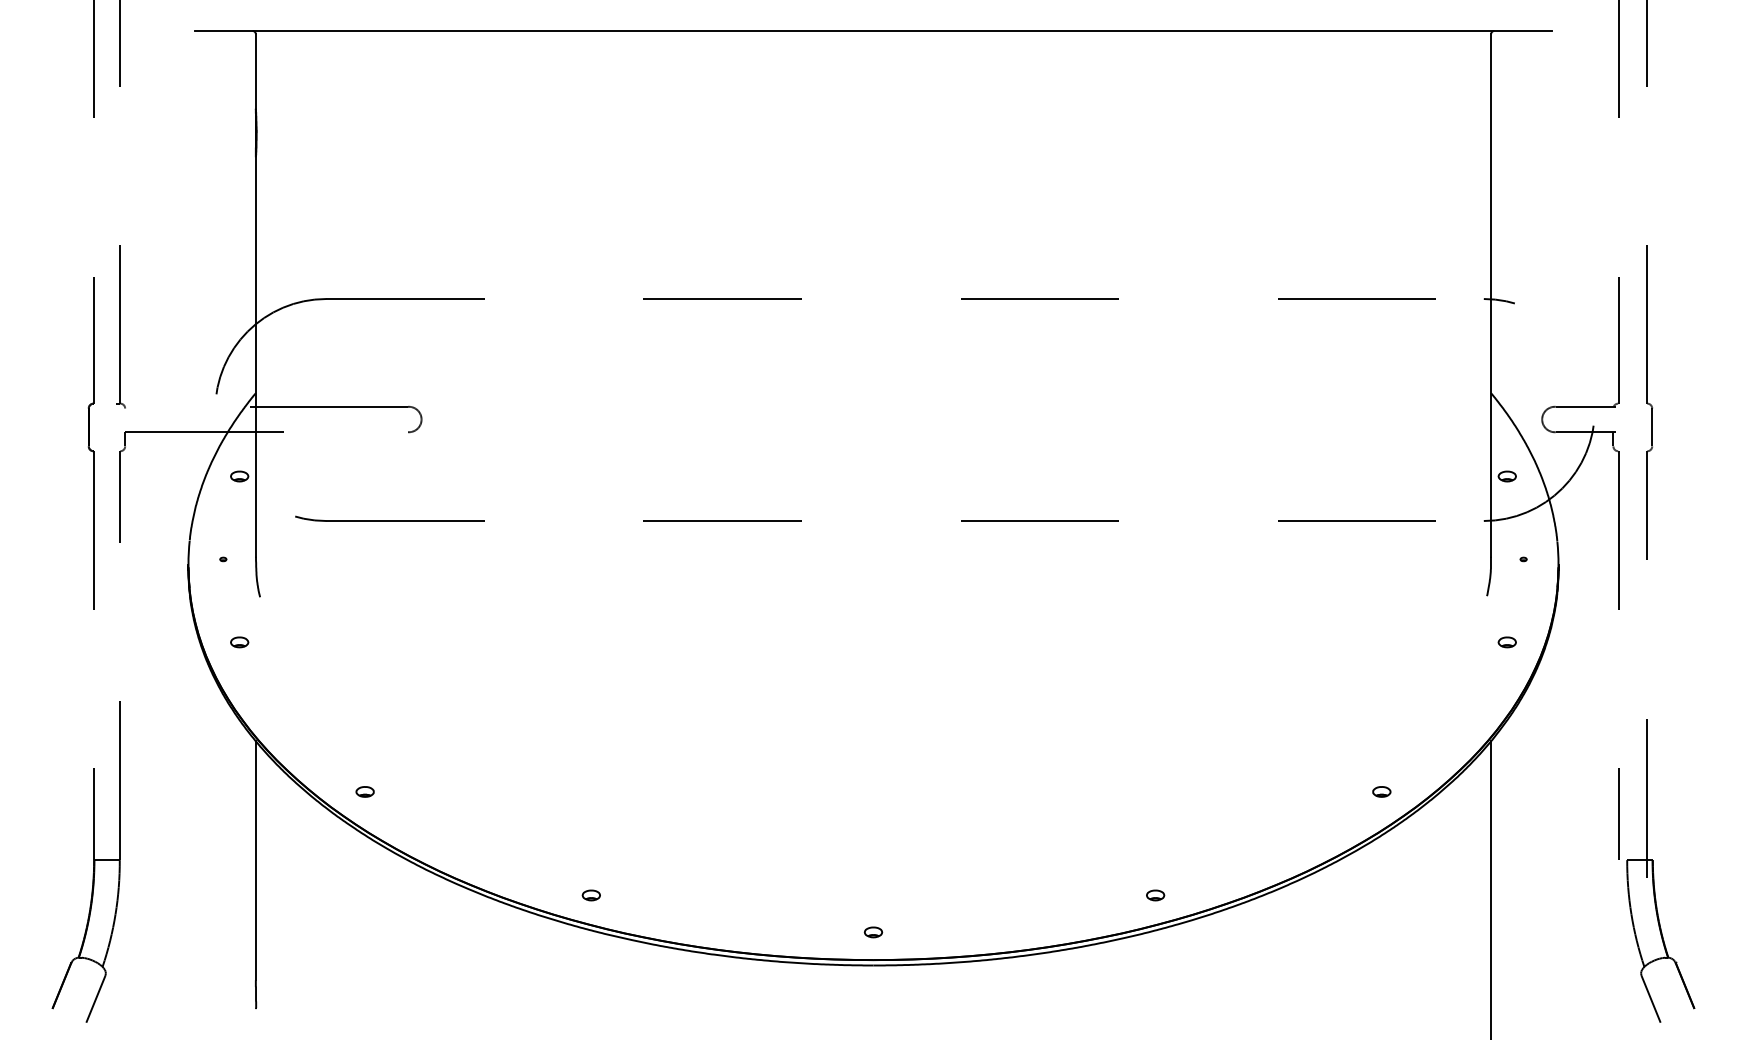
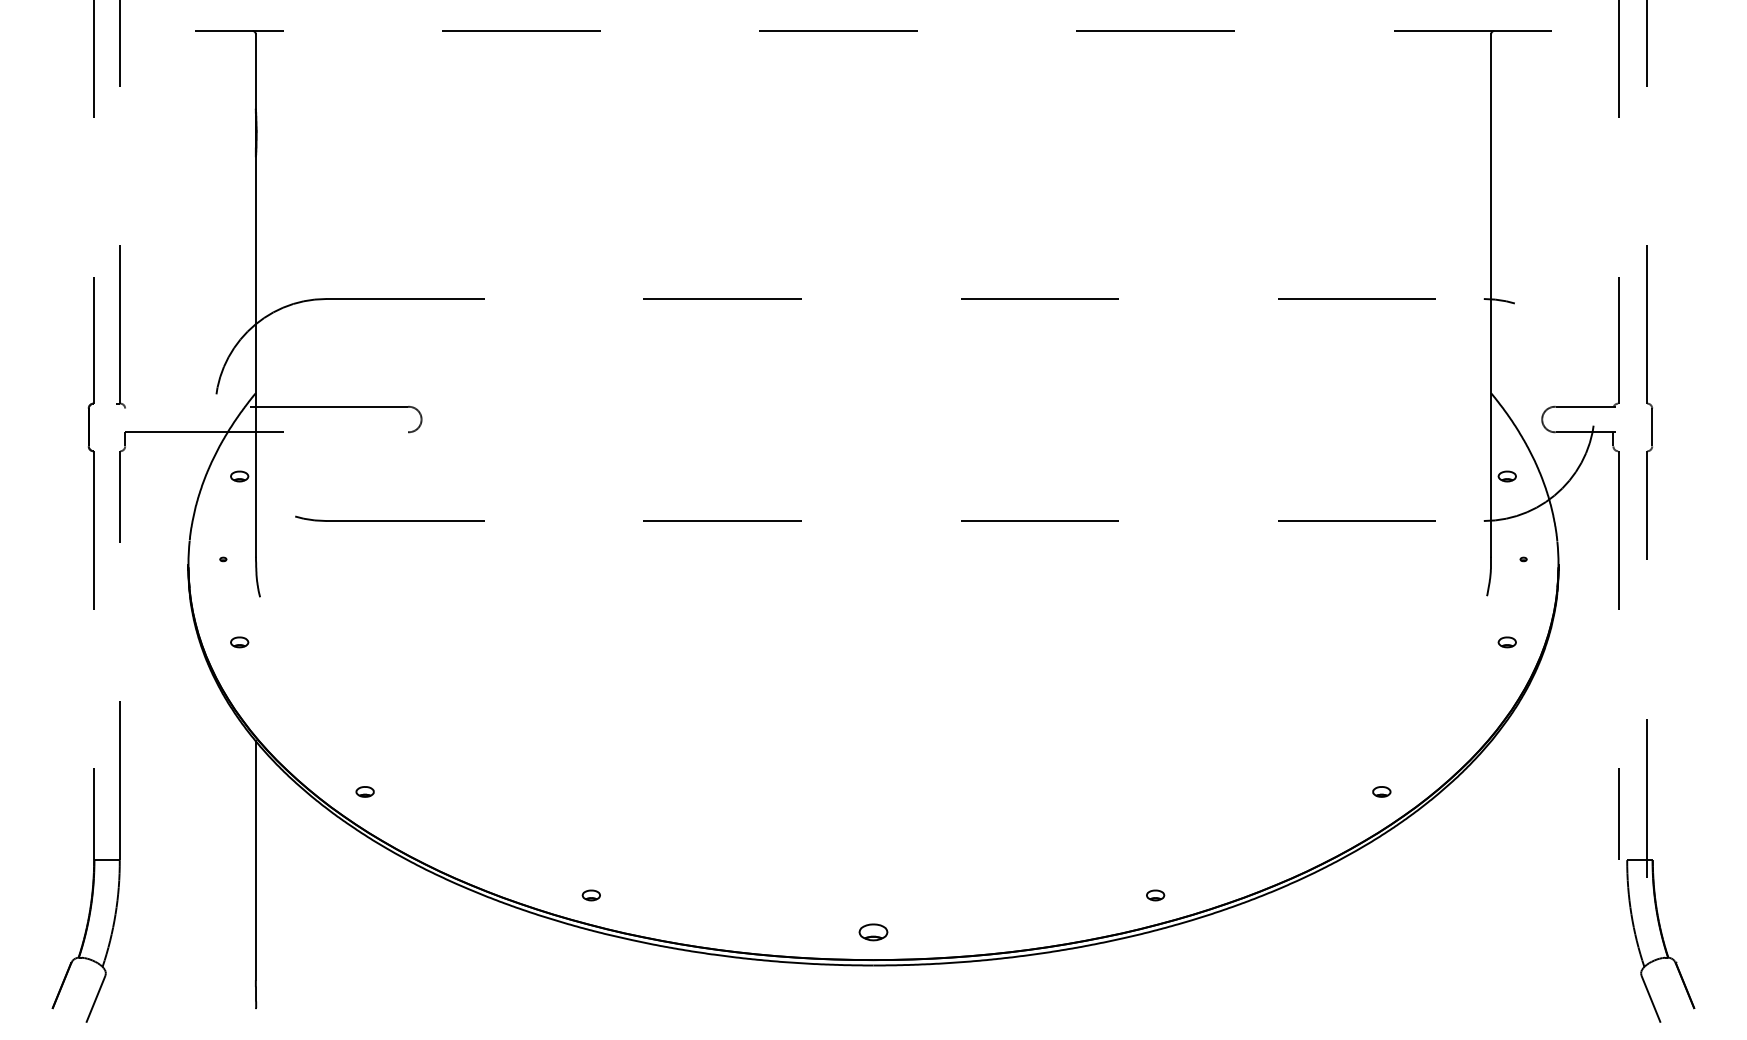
line: solid -> dashed (873, 31)
line: present -> none (1491, 888)
part size: 21x13 px -> 31x19 px (873, 932)
